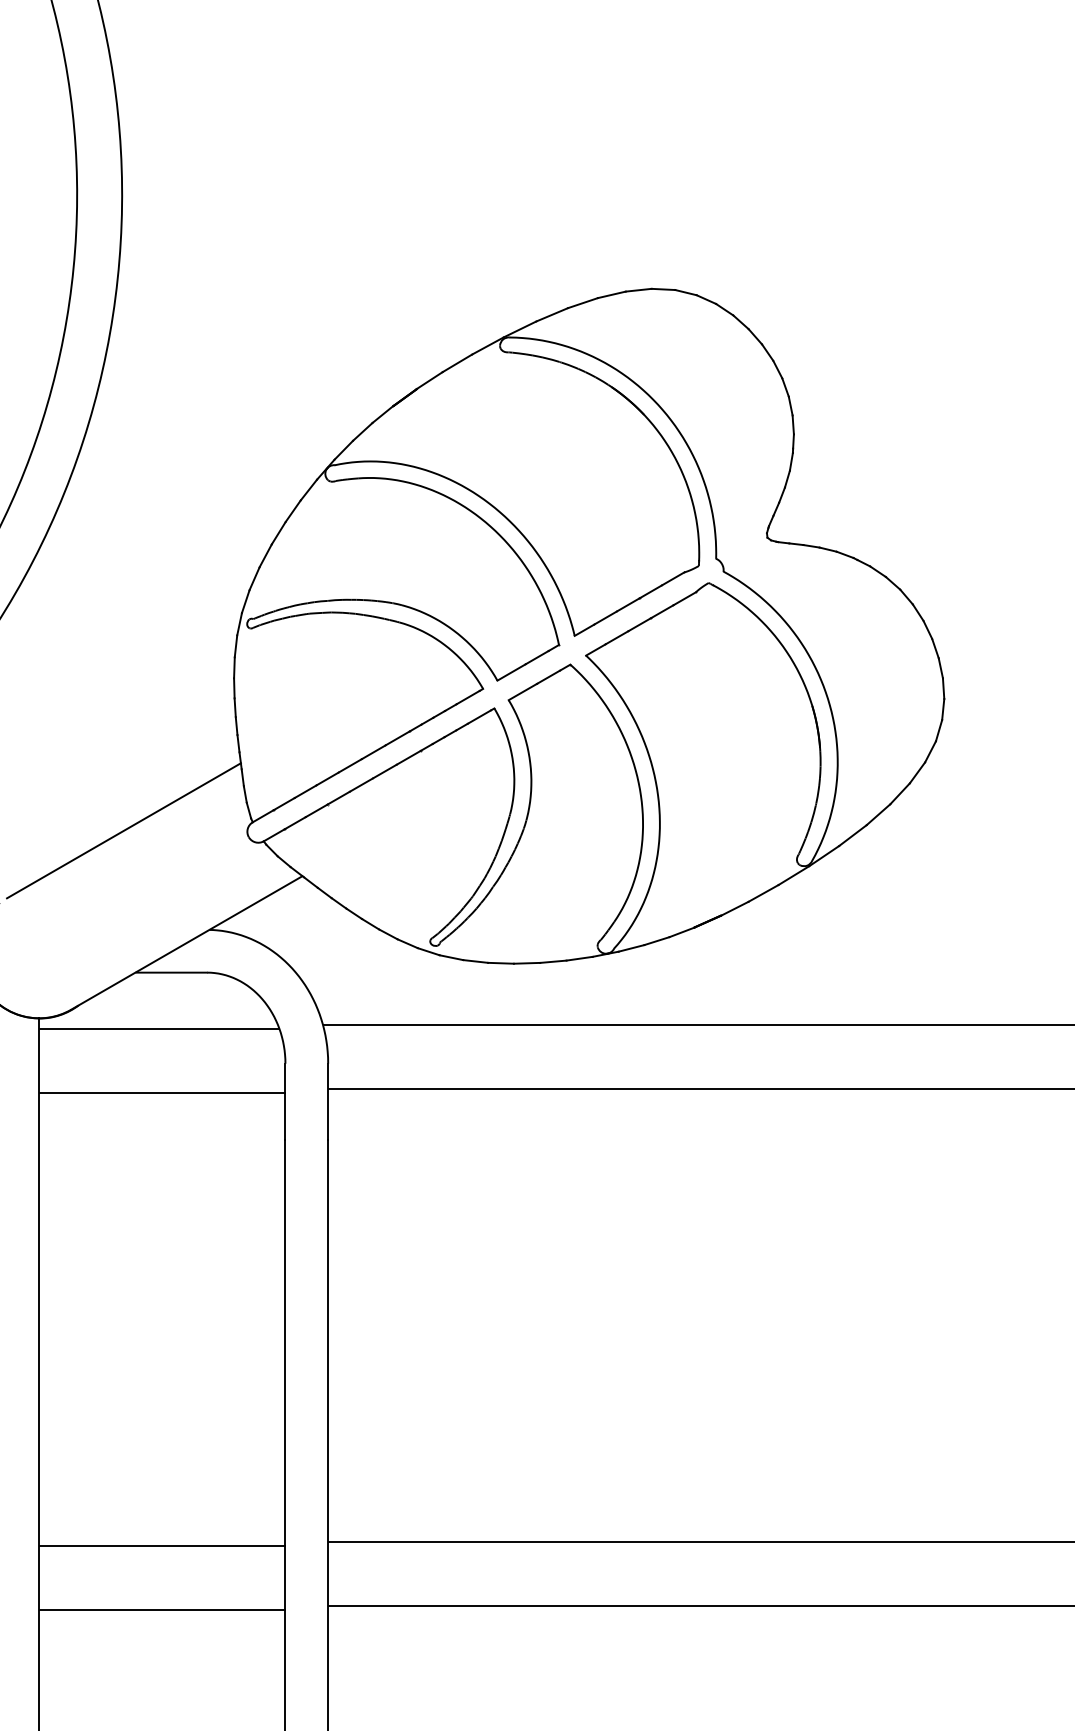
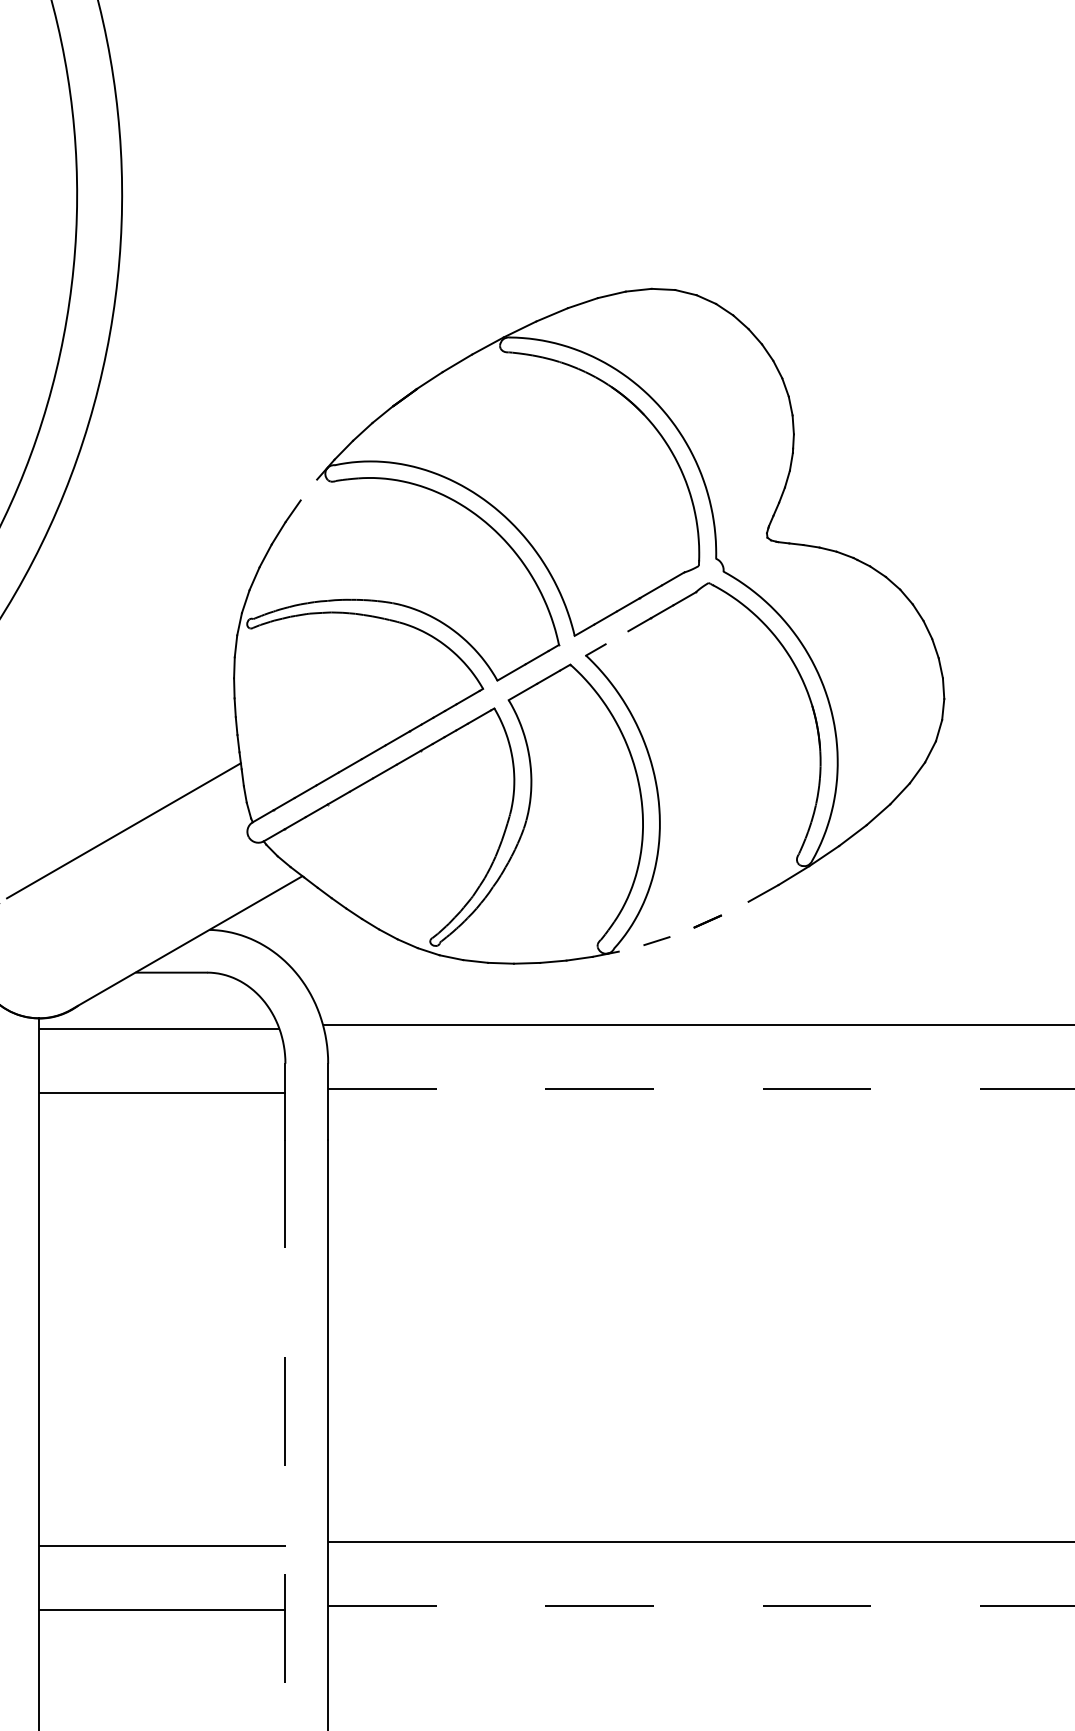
line: present -> none (308, 489)
line: present -> none (616, 637)
line: present -> none (734, 908)
line: present -> none (681, 932)
line: present -> none (631, 948)
line: solid -> dashed (702, 1089)
line: solid -> dashed (285, 1435)
line: solid -> dashed (702, 1605)
